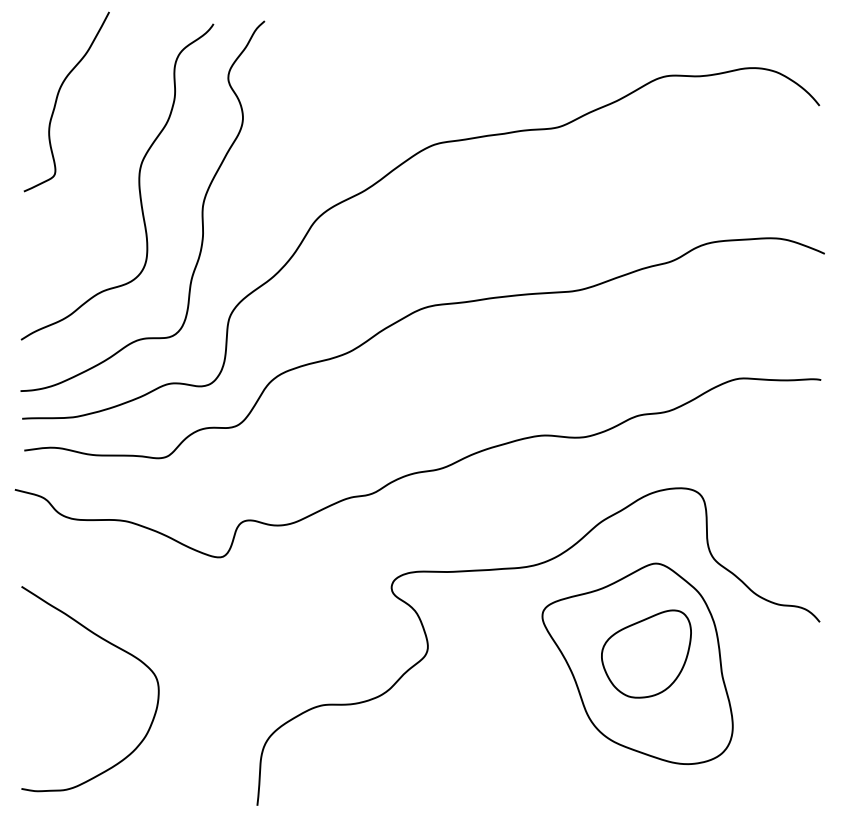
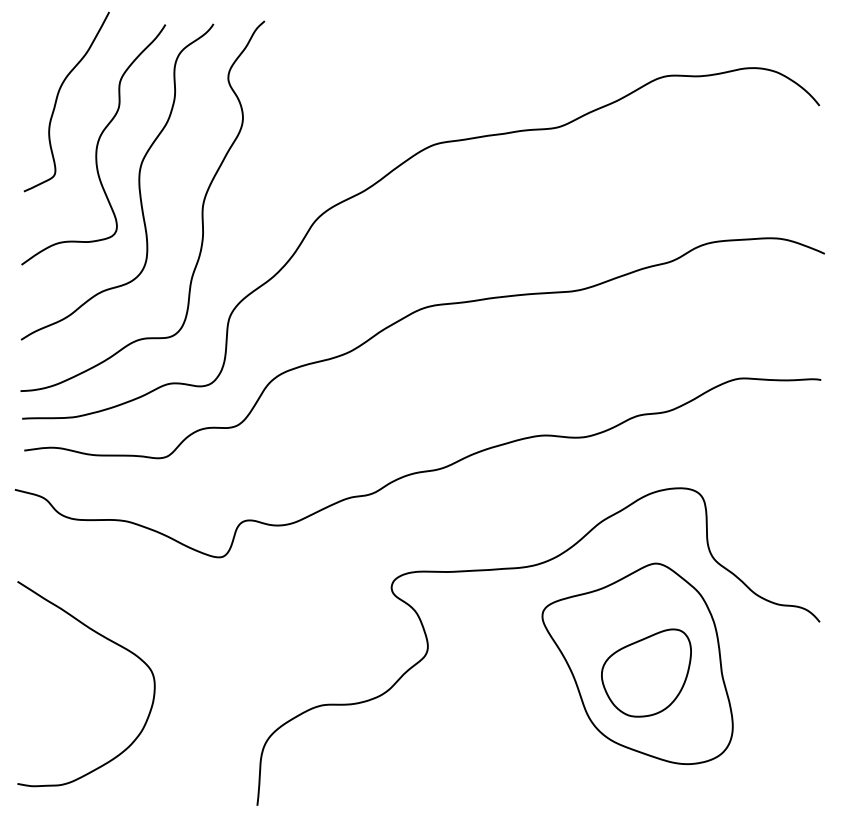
curve: none -> present (96, 144)
curve position: (115, 647) -> (111, 642) (111, 642)
part position: (646, 653) -> (646, 672) (646, 672)
